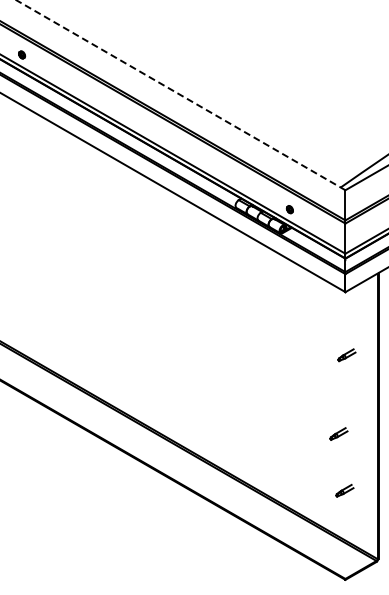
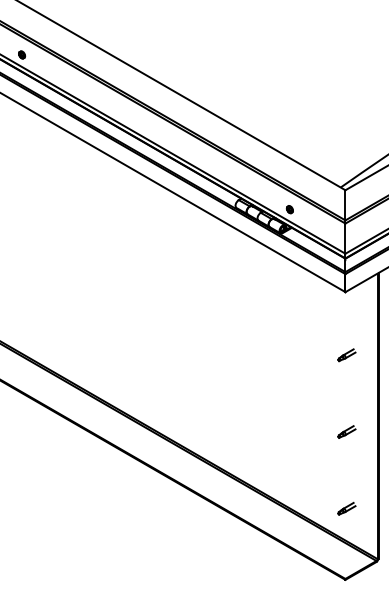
line: dashed -> solid (180, 95)
part position: (338, 433) -> (346, 431) (346, 431)
part position: (344, 490) -> (346, 508) (346, 508)
